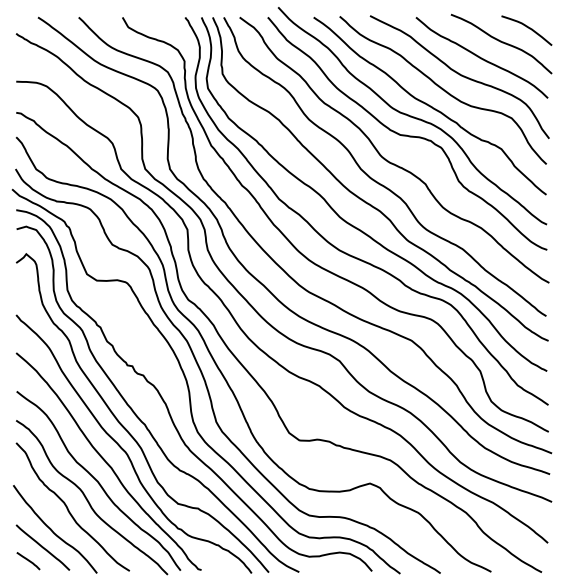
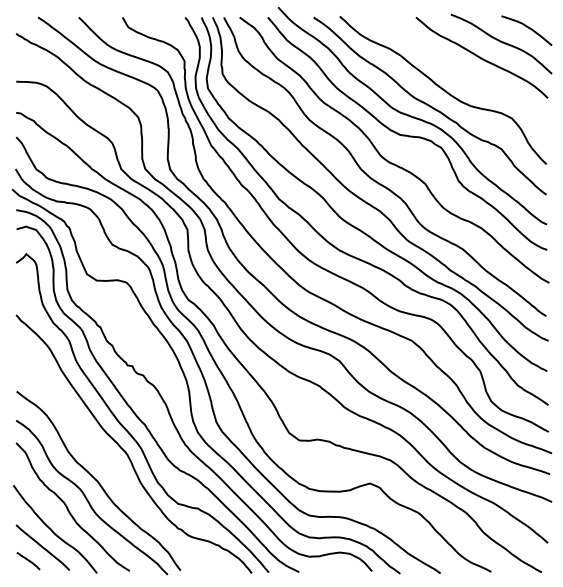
curve: present -> none (459, 75)
curve: present -> none (107, 462)
